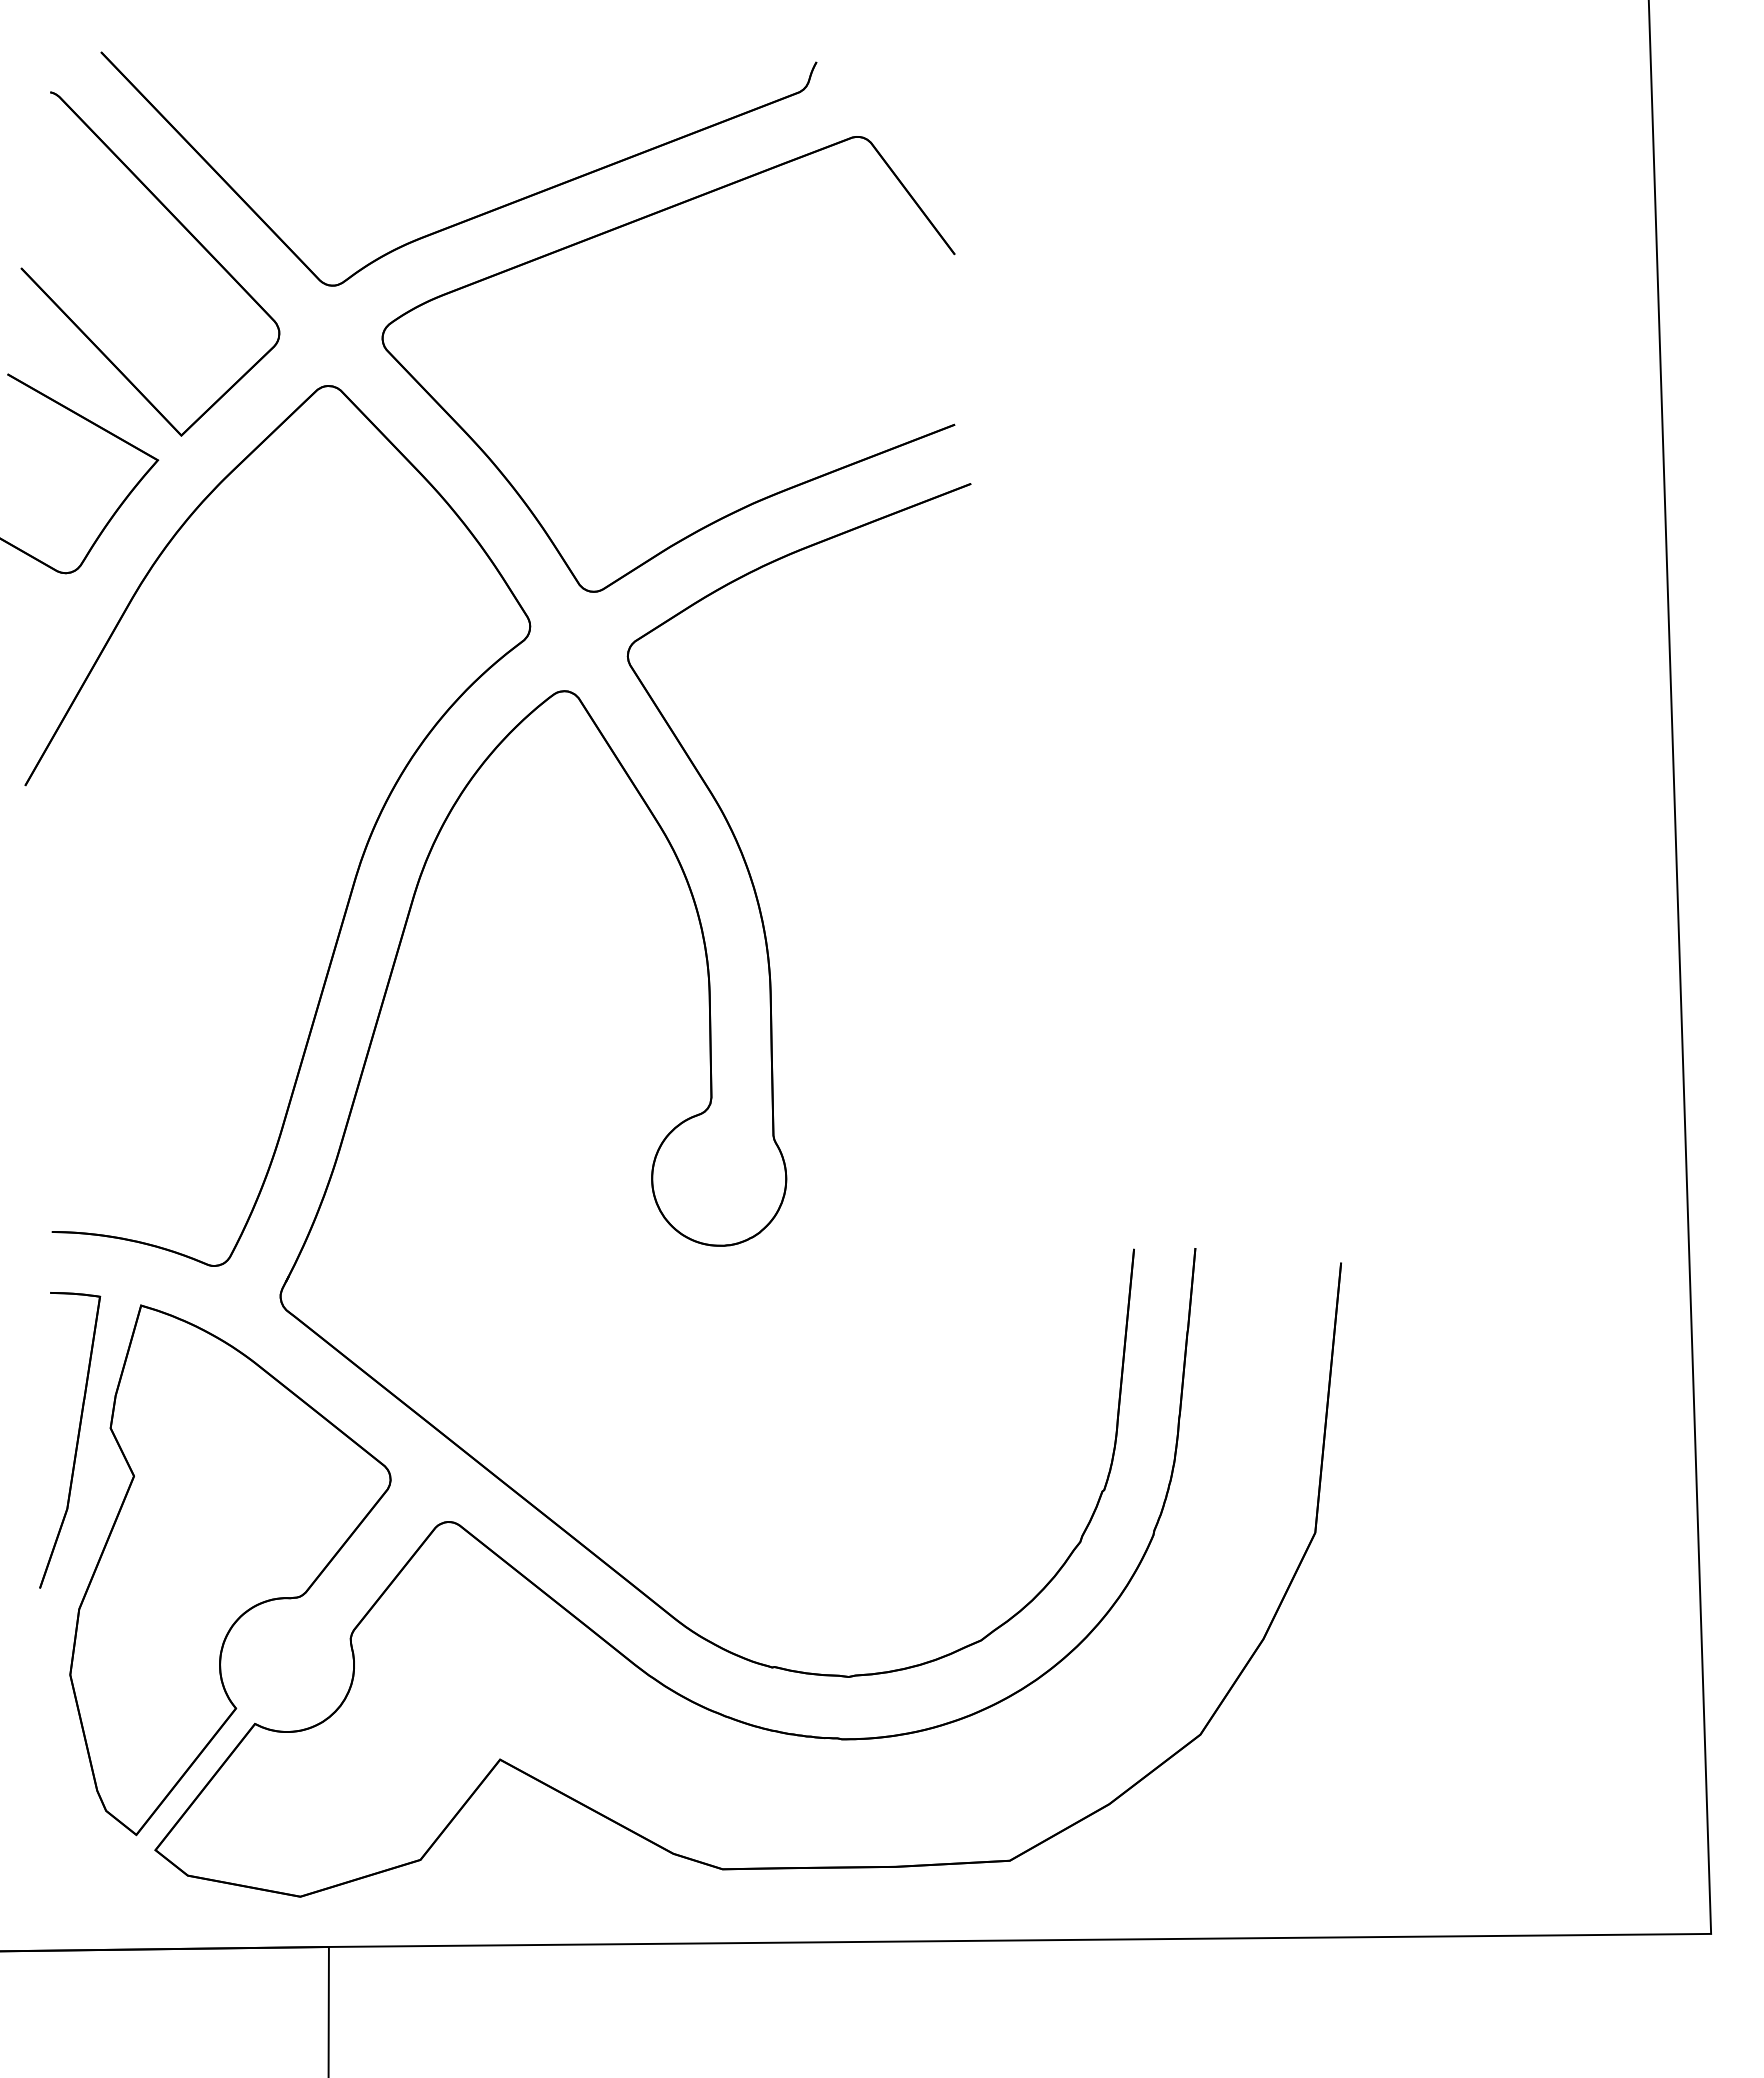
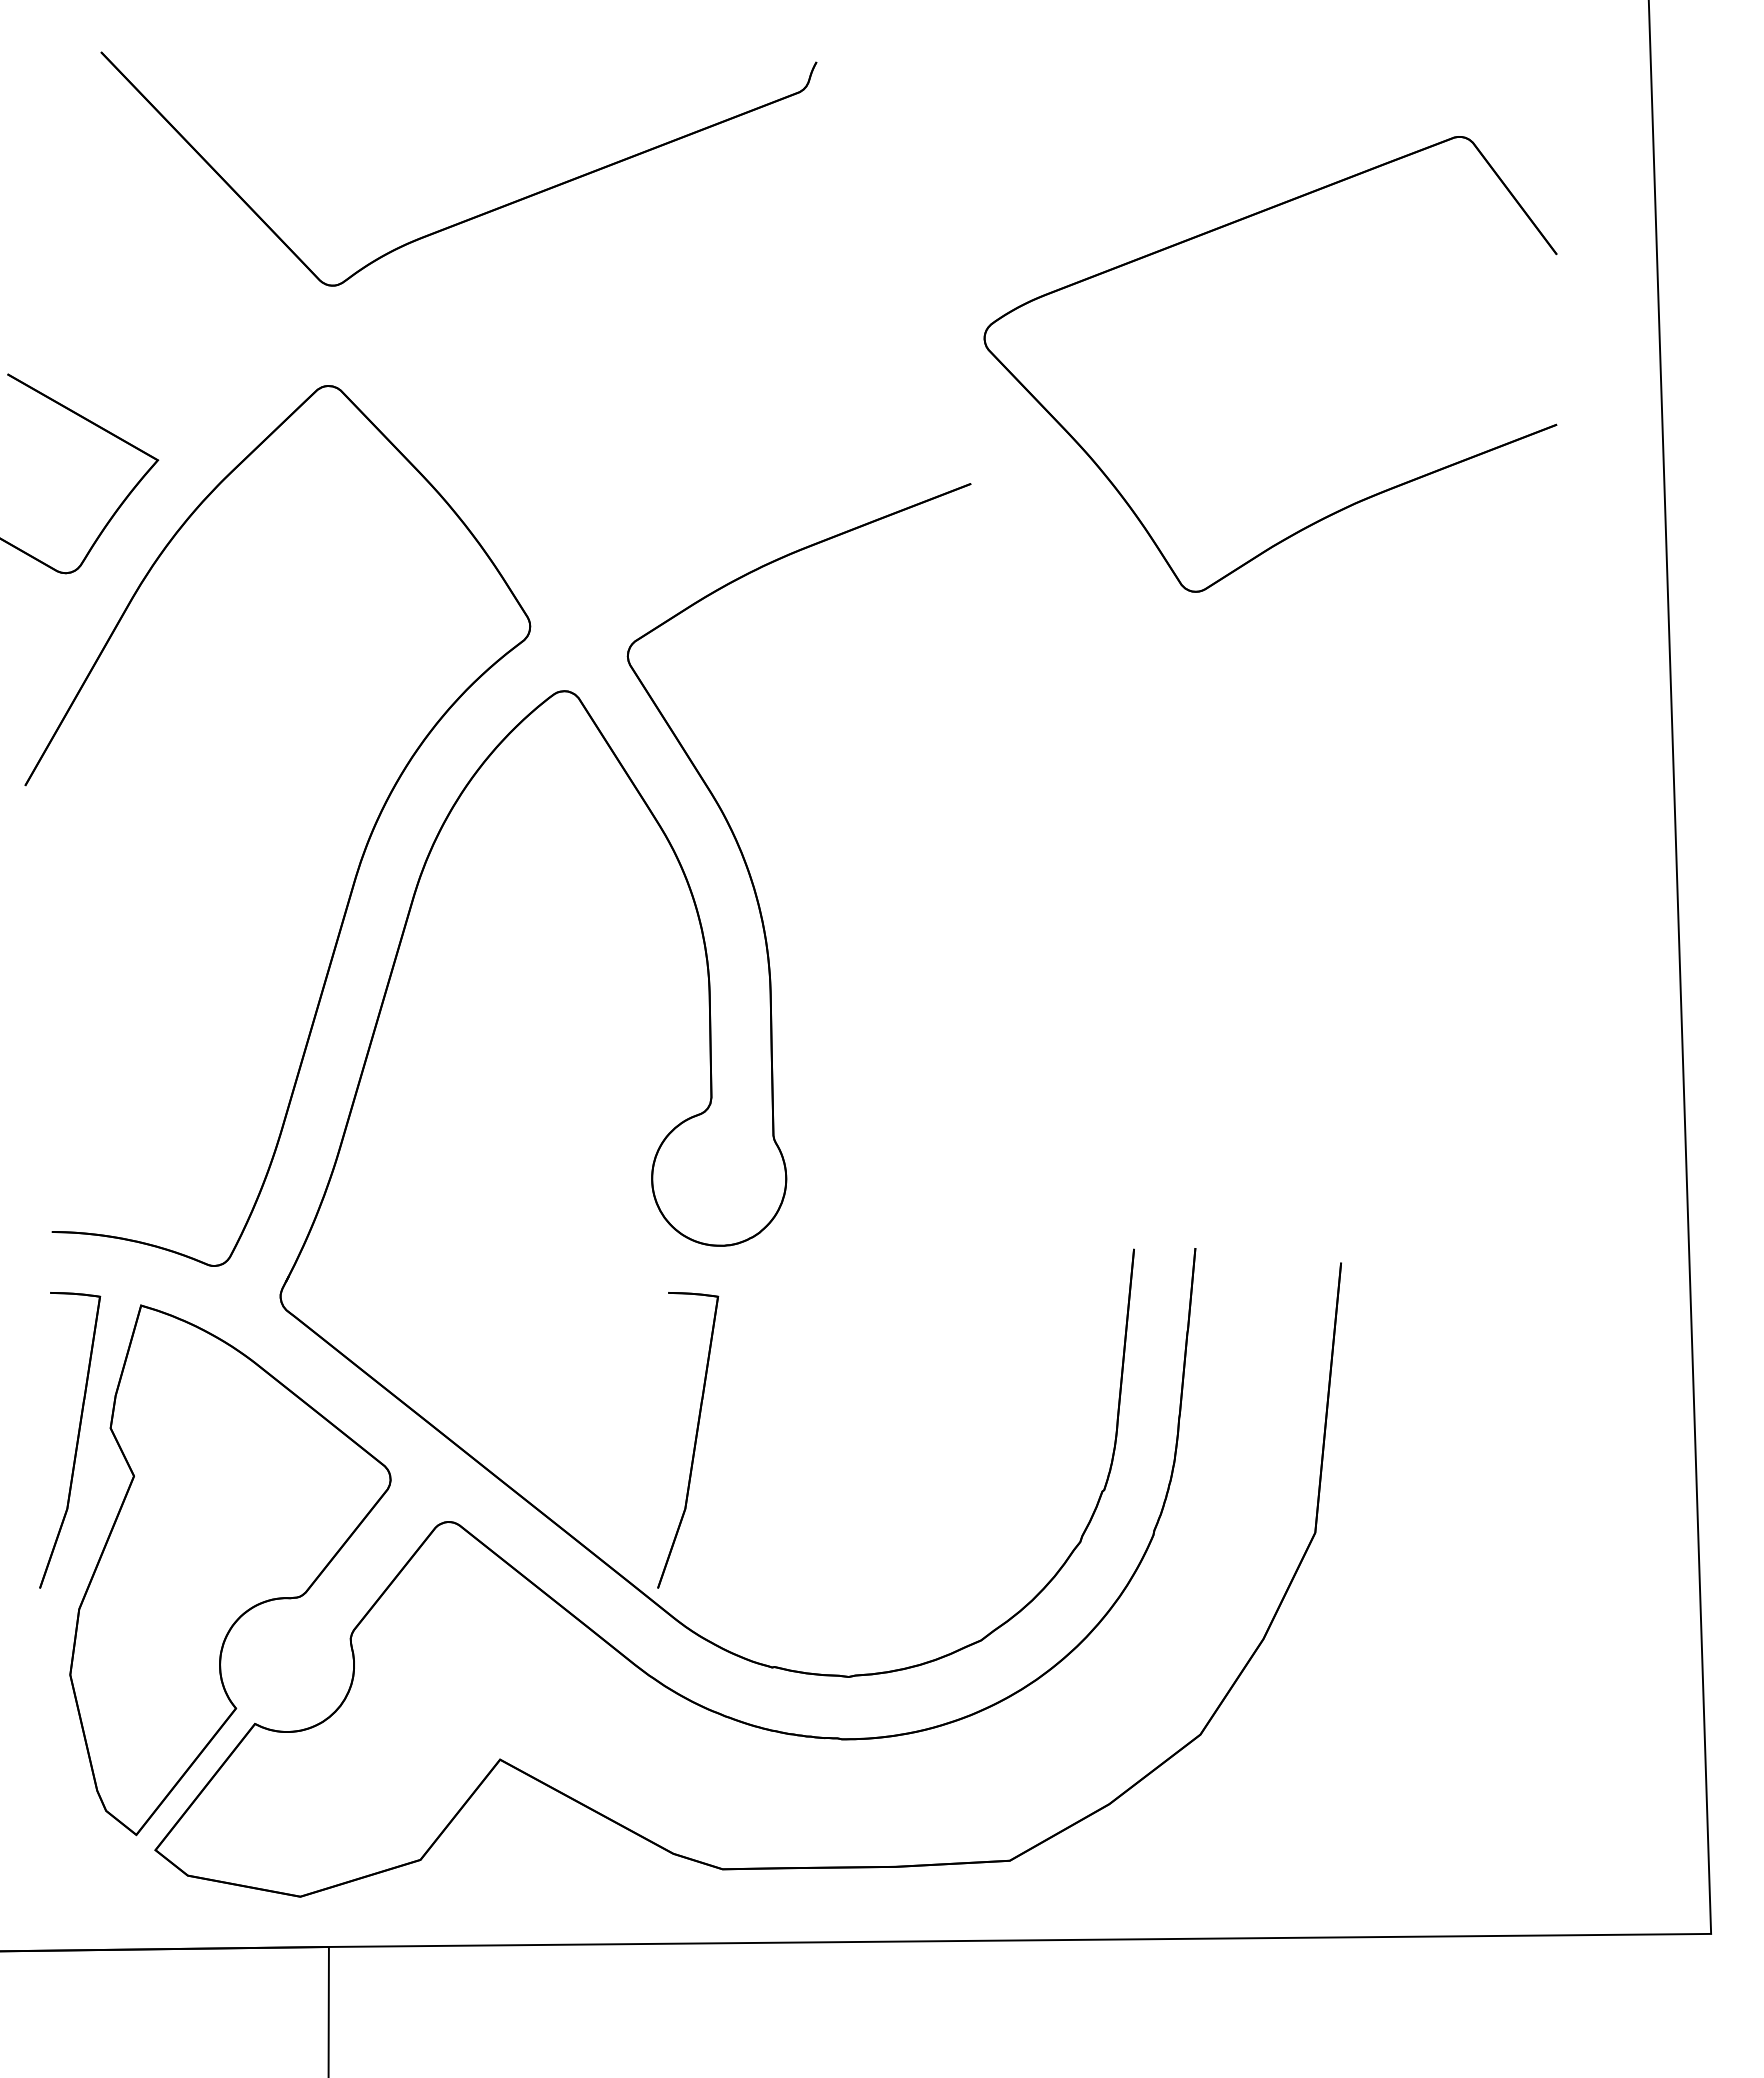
part: present -> none (184, 228)
part position: (619, 228) -> (1221, 228) (1221, 228)
part: none -> present (688, 1440)
